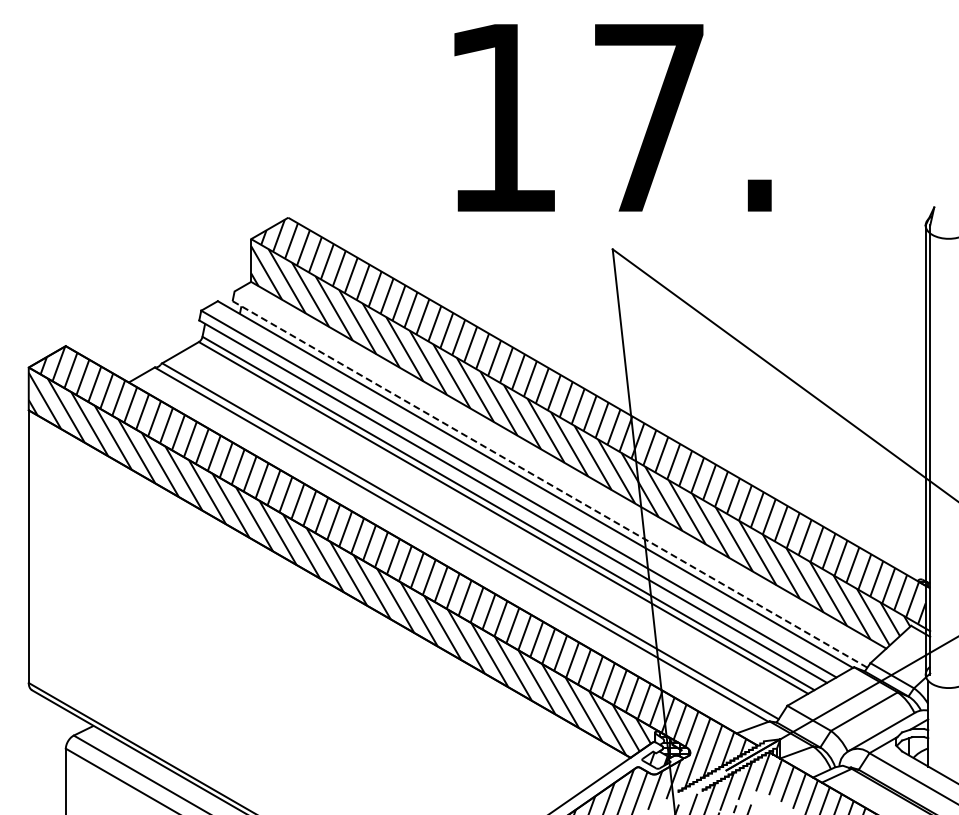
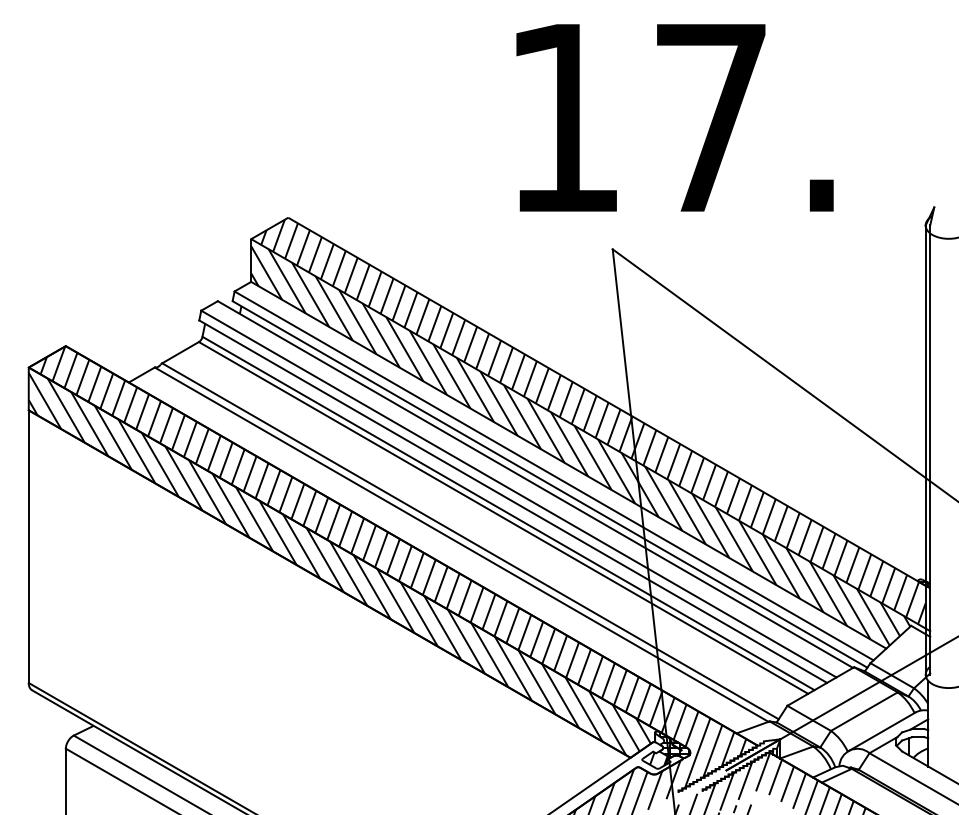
text position: (612, 117) -> (674, 117) (674, 117)
line: none -> present (553, 475)
line: dashed -> solid (550, 484)
